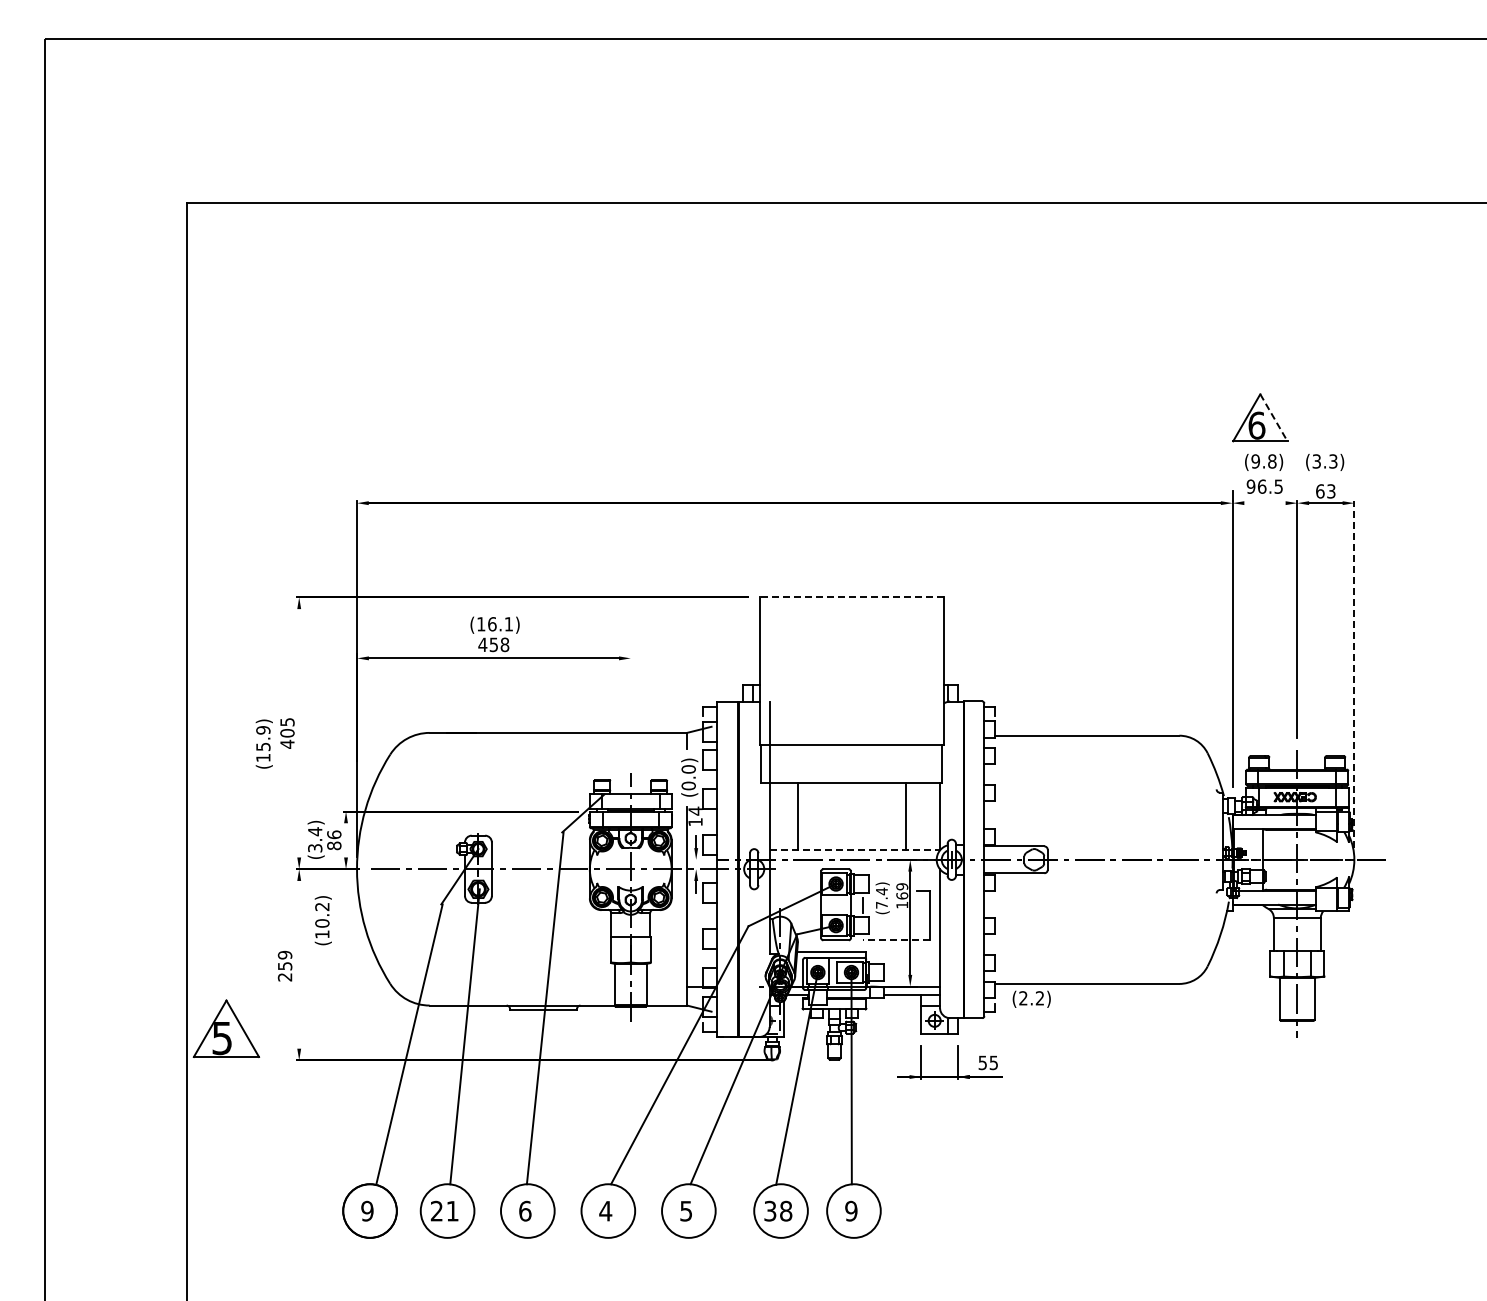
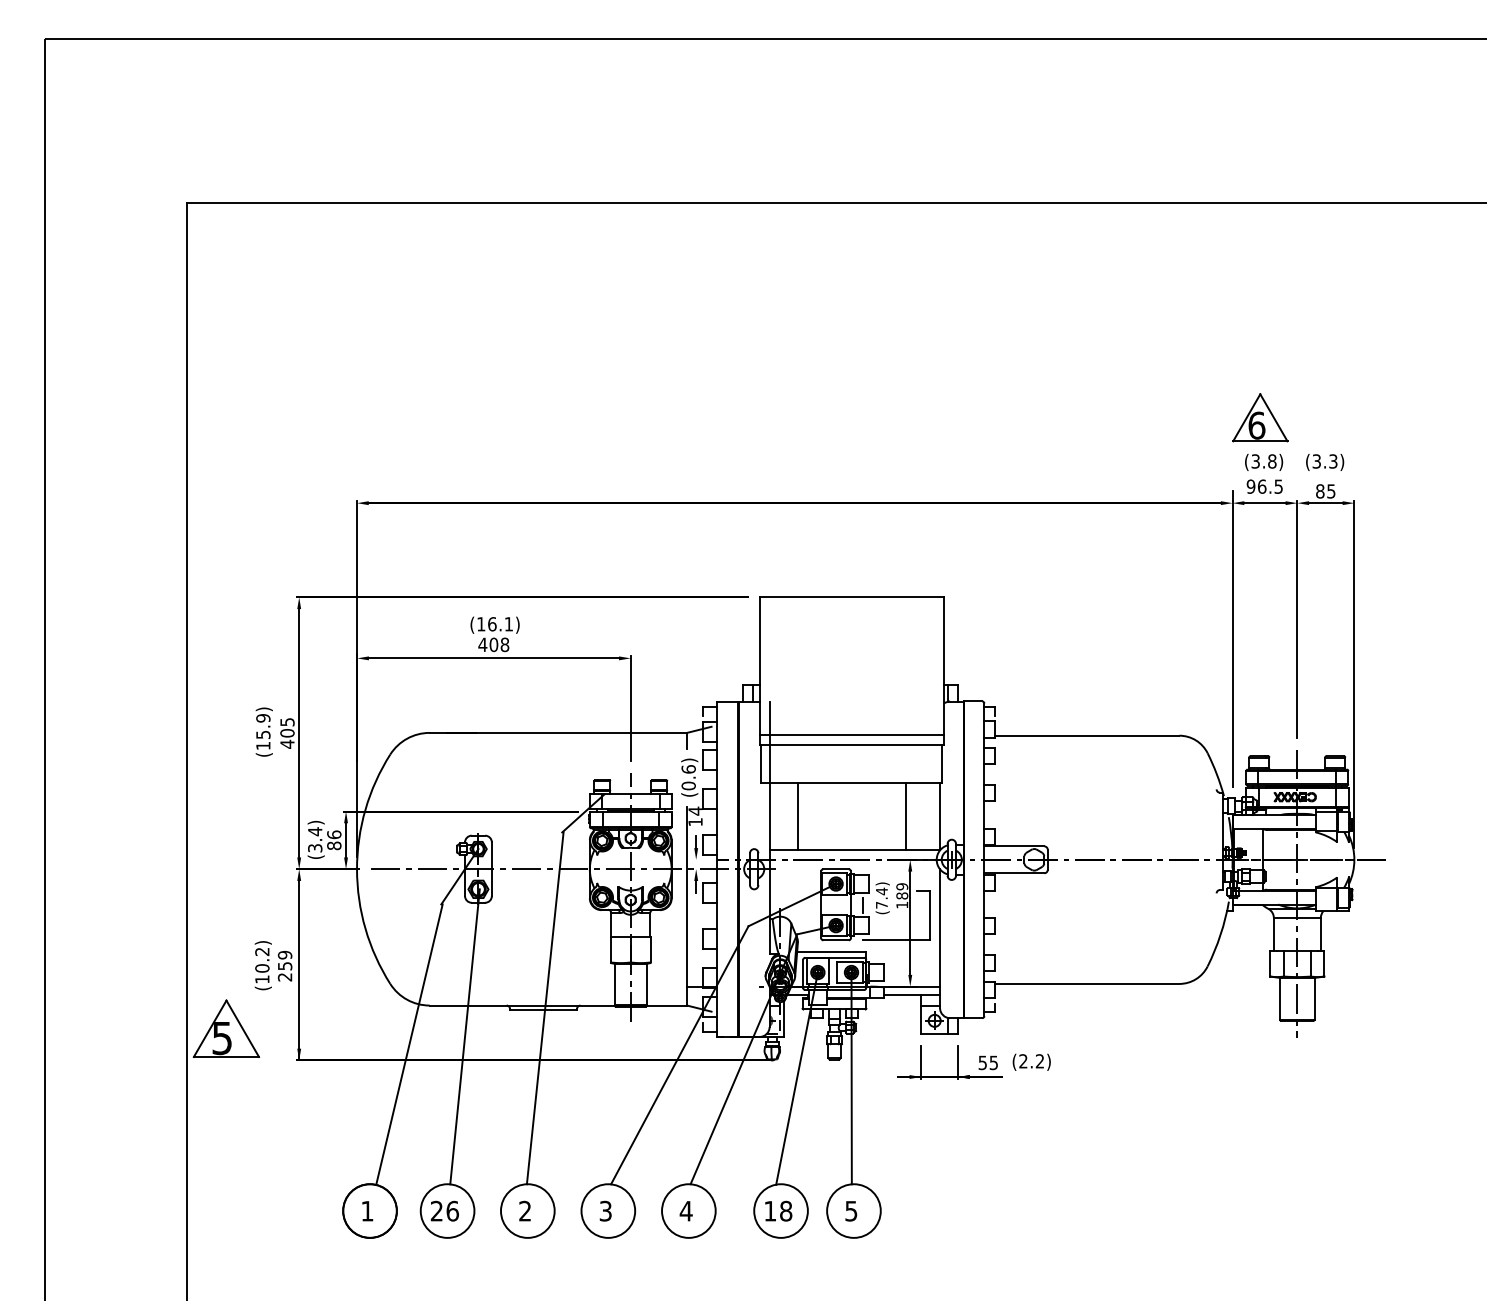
line: dashed -> solid (1274, 418)
text: (9.8) -> (3.8) (1255, 461)
text: 63 -> 85 (1325, 491)
line: none -> present (1264, 503)
line: dashed -> solid (851, 597)
text: 458 -> 408 (493, 644)
line: dashed -> solid (1354, 674)
line: none -> present (630, 708)
line: none -> present (299, 733)
line: none -> present (851, 734)
text position: (263, 743) -> (263, 731) (263, 731)
text: (0.0) -> (0.6) (688, 769)
line: none -> present (346, 840)
line: dashed -> solid (855, 849)
text: 169 -> 189 (901, 895)
text position: (322, 920) -> (262, 965) (262, 965)
line: dashed -> solid (896, 939)
line: none -> present (299, 970)
text position: (1031, 998) -> (1031, 1061) (1031, 1061)
text: 9 -> 1 (367, 1210)
text: 21 -> 26 (452, 1210)
text: 6 -> 2 (525, 1210)
text: 4 -> 3 (605, 1210)
text: 38 -> 18 (770, 1210)
text: 9 -> 5 (851, 1210)
text: 5 -> 4 (685, 1211)
